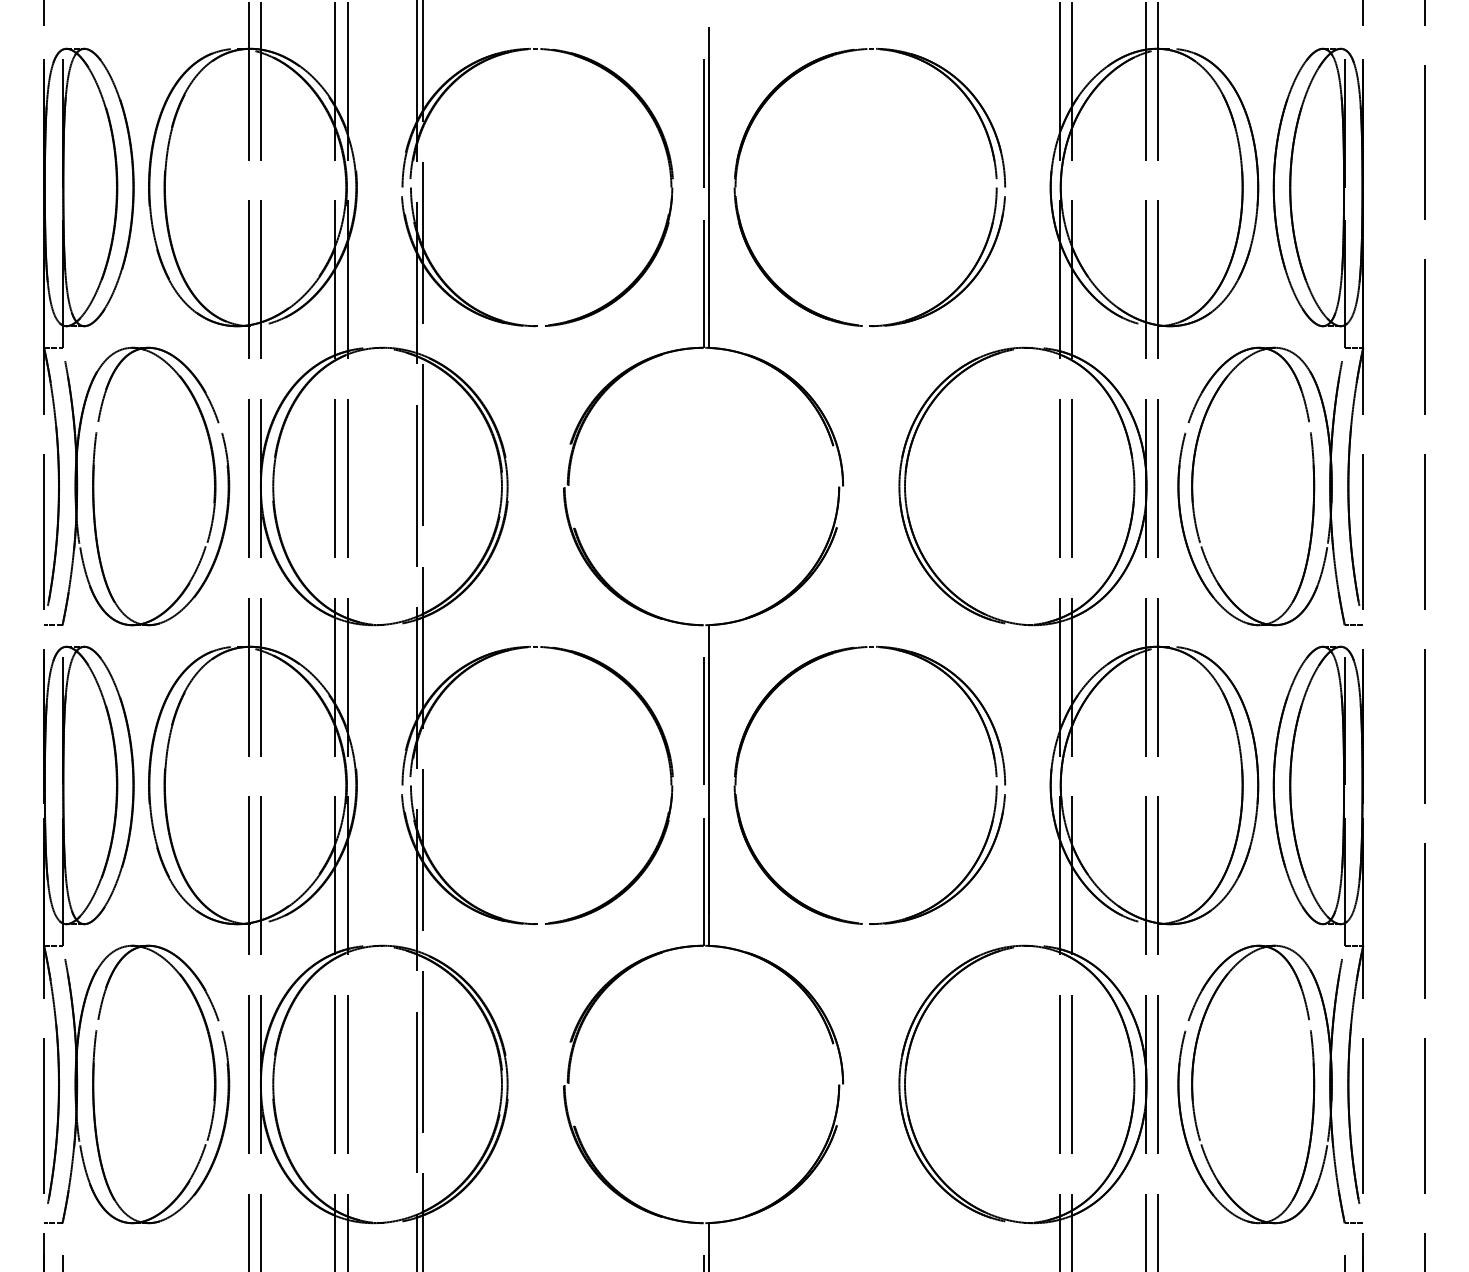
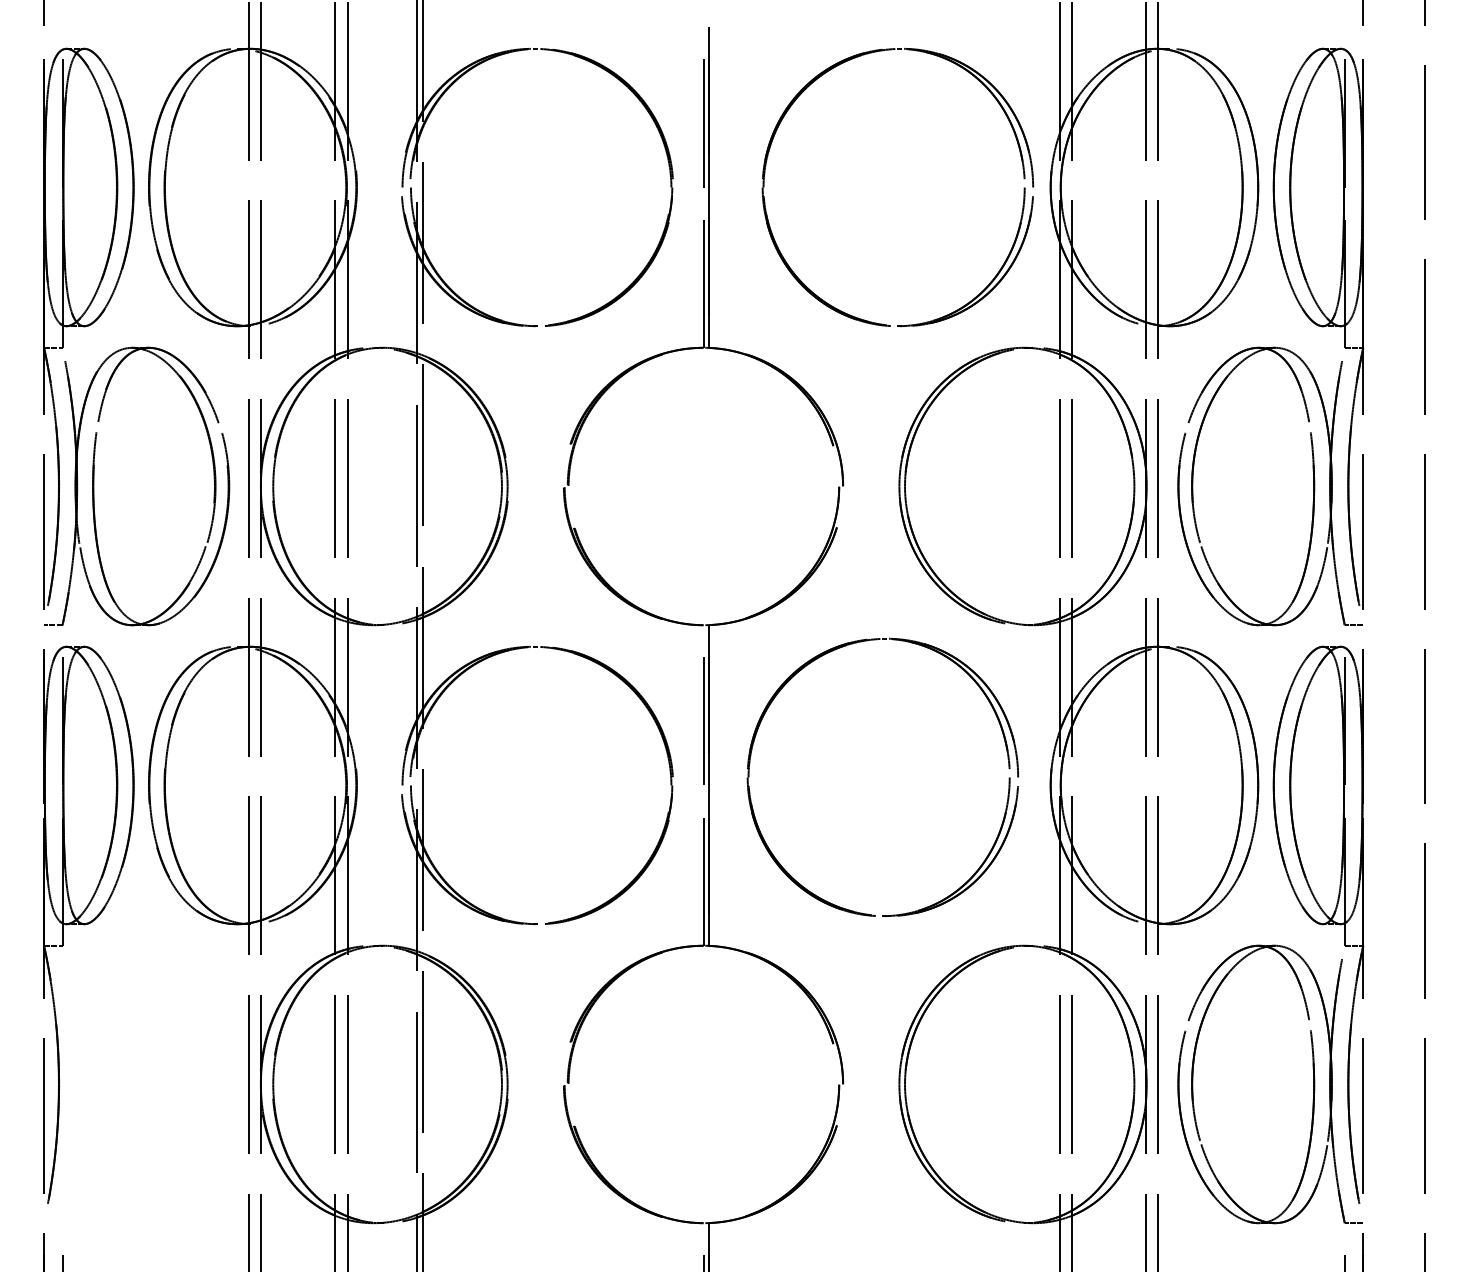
part position: (995, 188) -> (1023, 188) (1023, 188)
part position: (995, 786) -> (1008, 778) (1008, 778)
part: present -> none (94, 1084)
